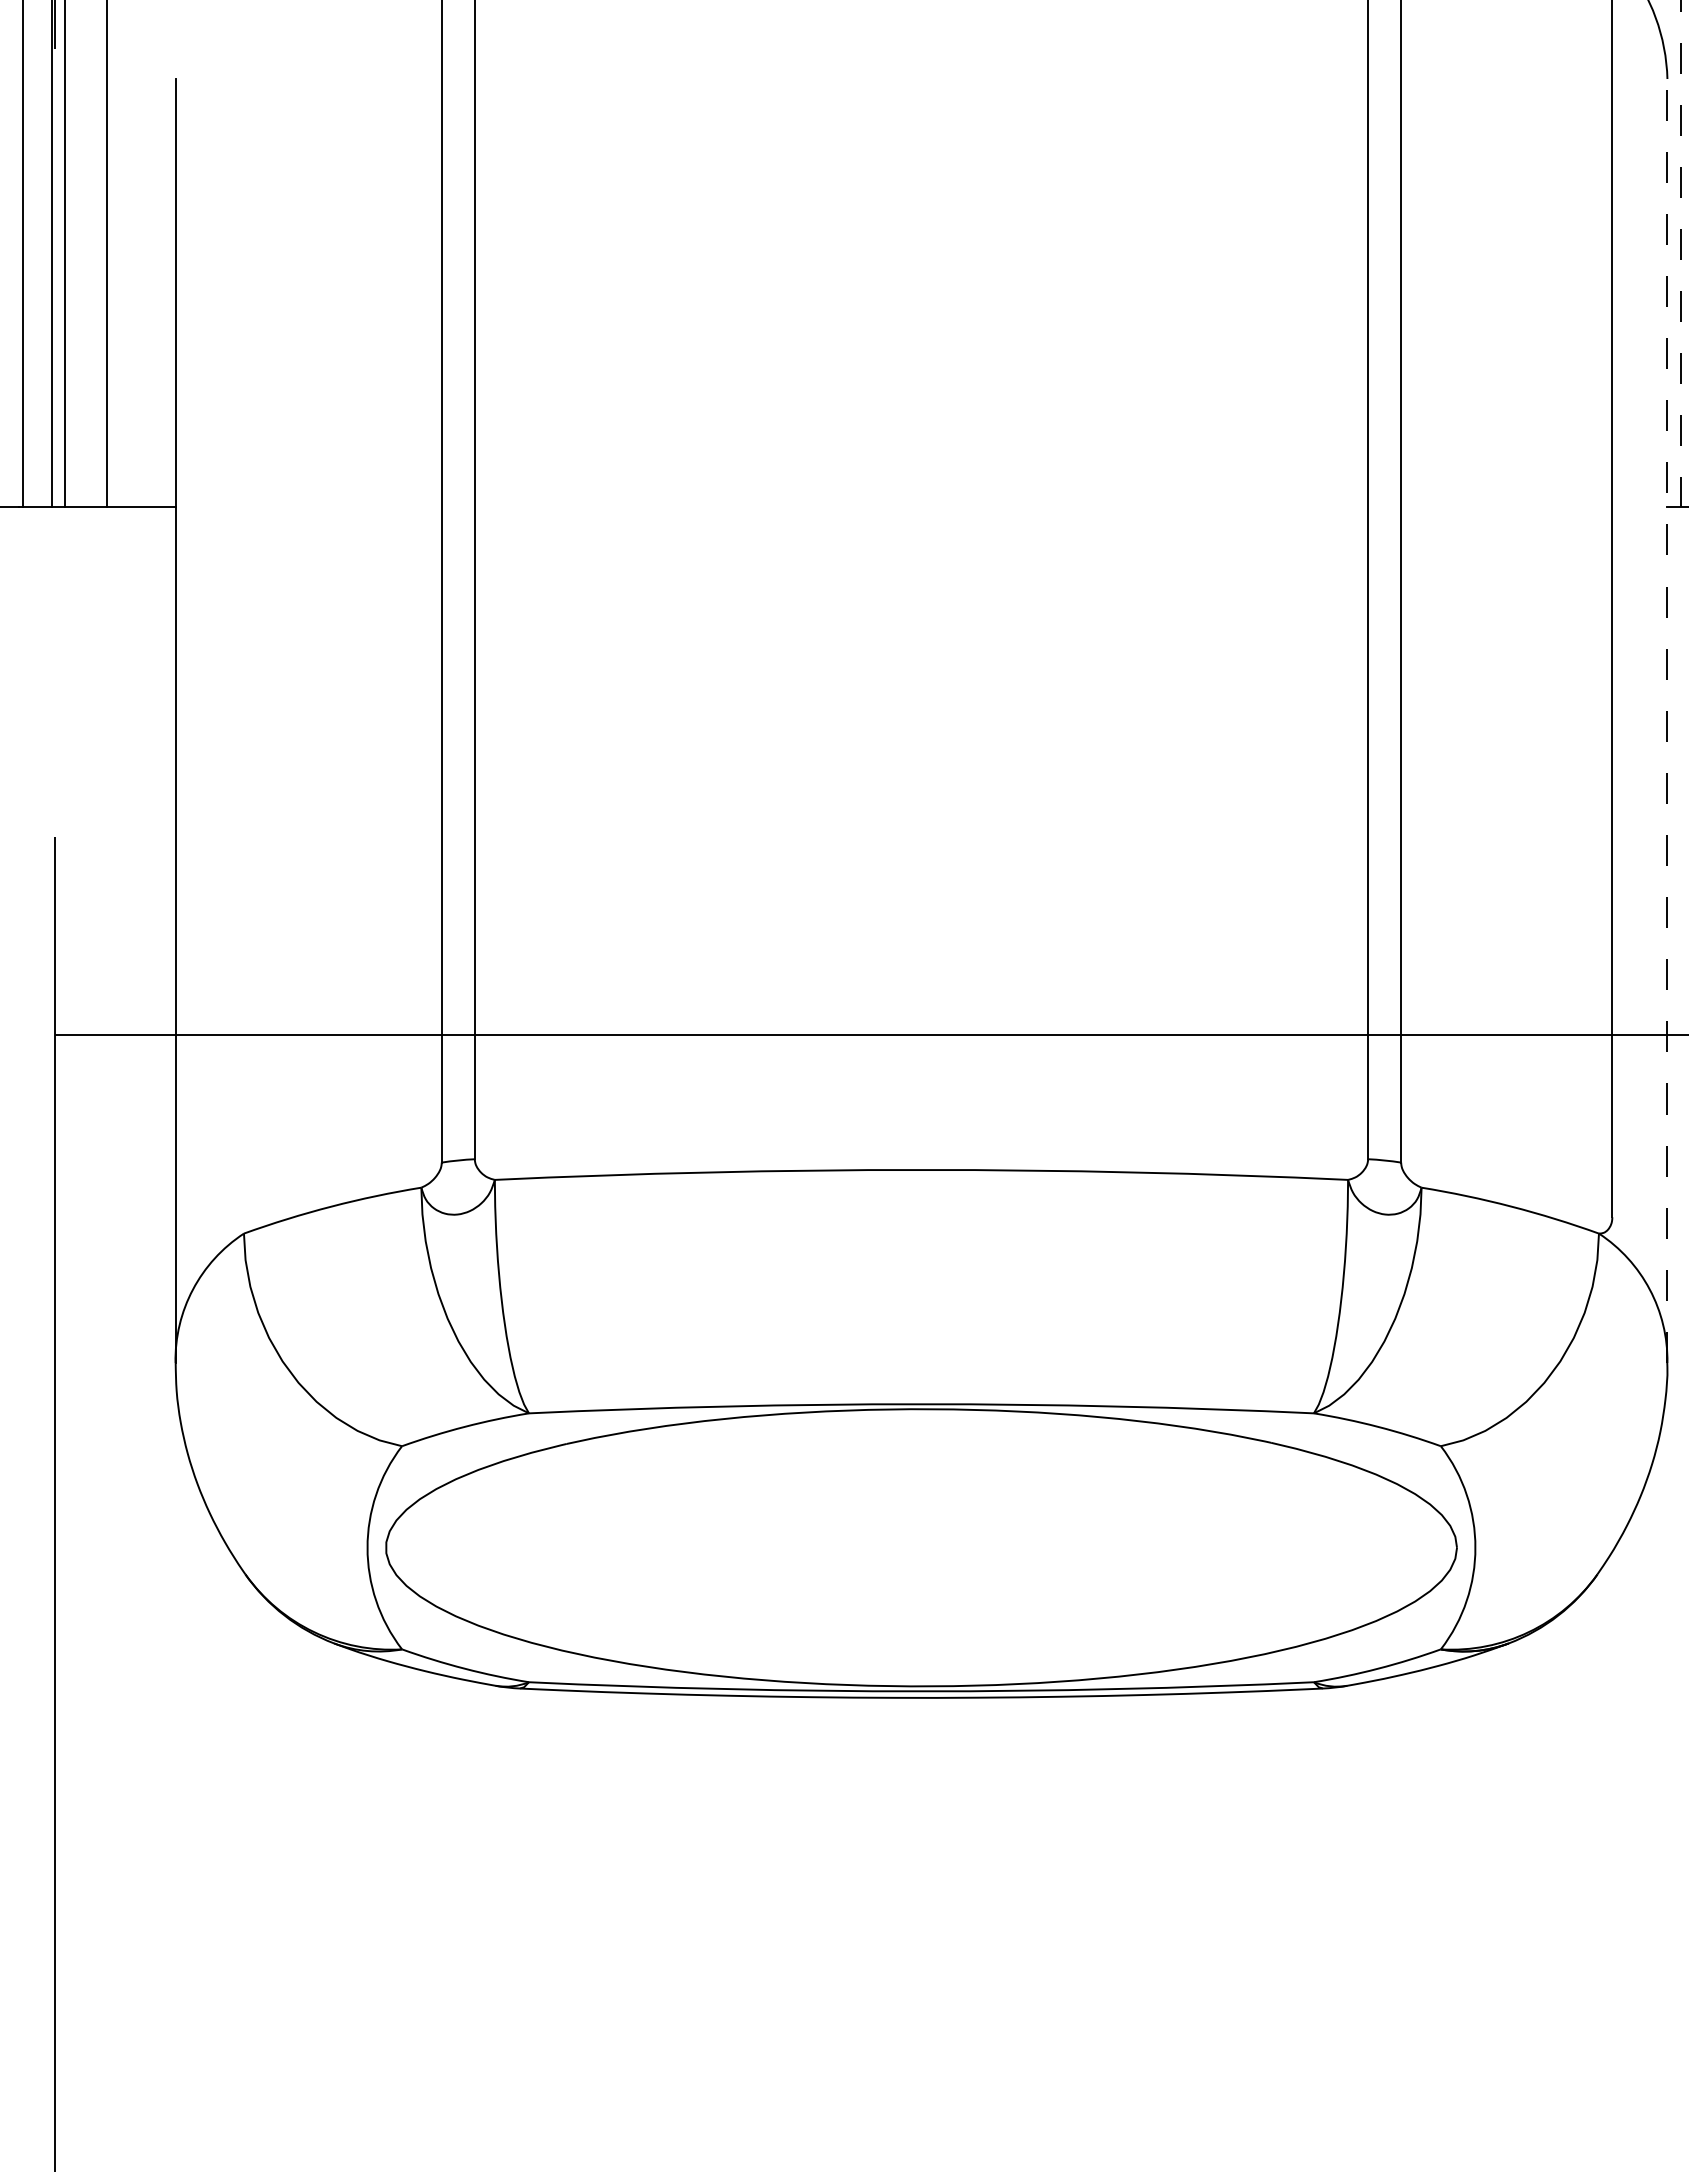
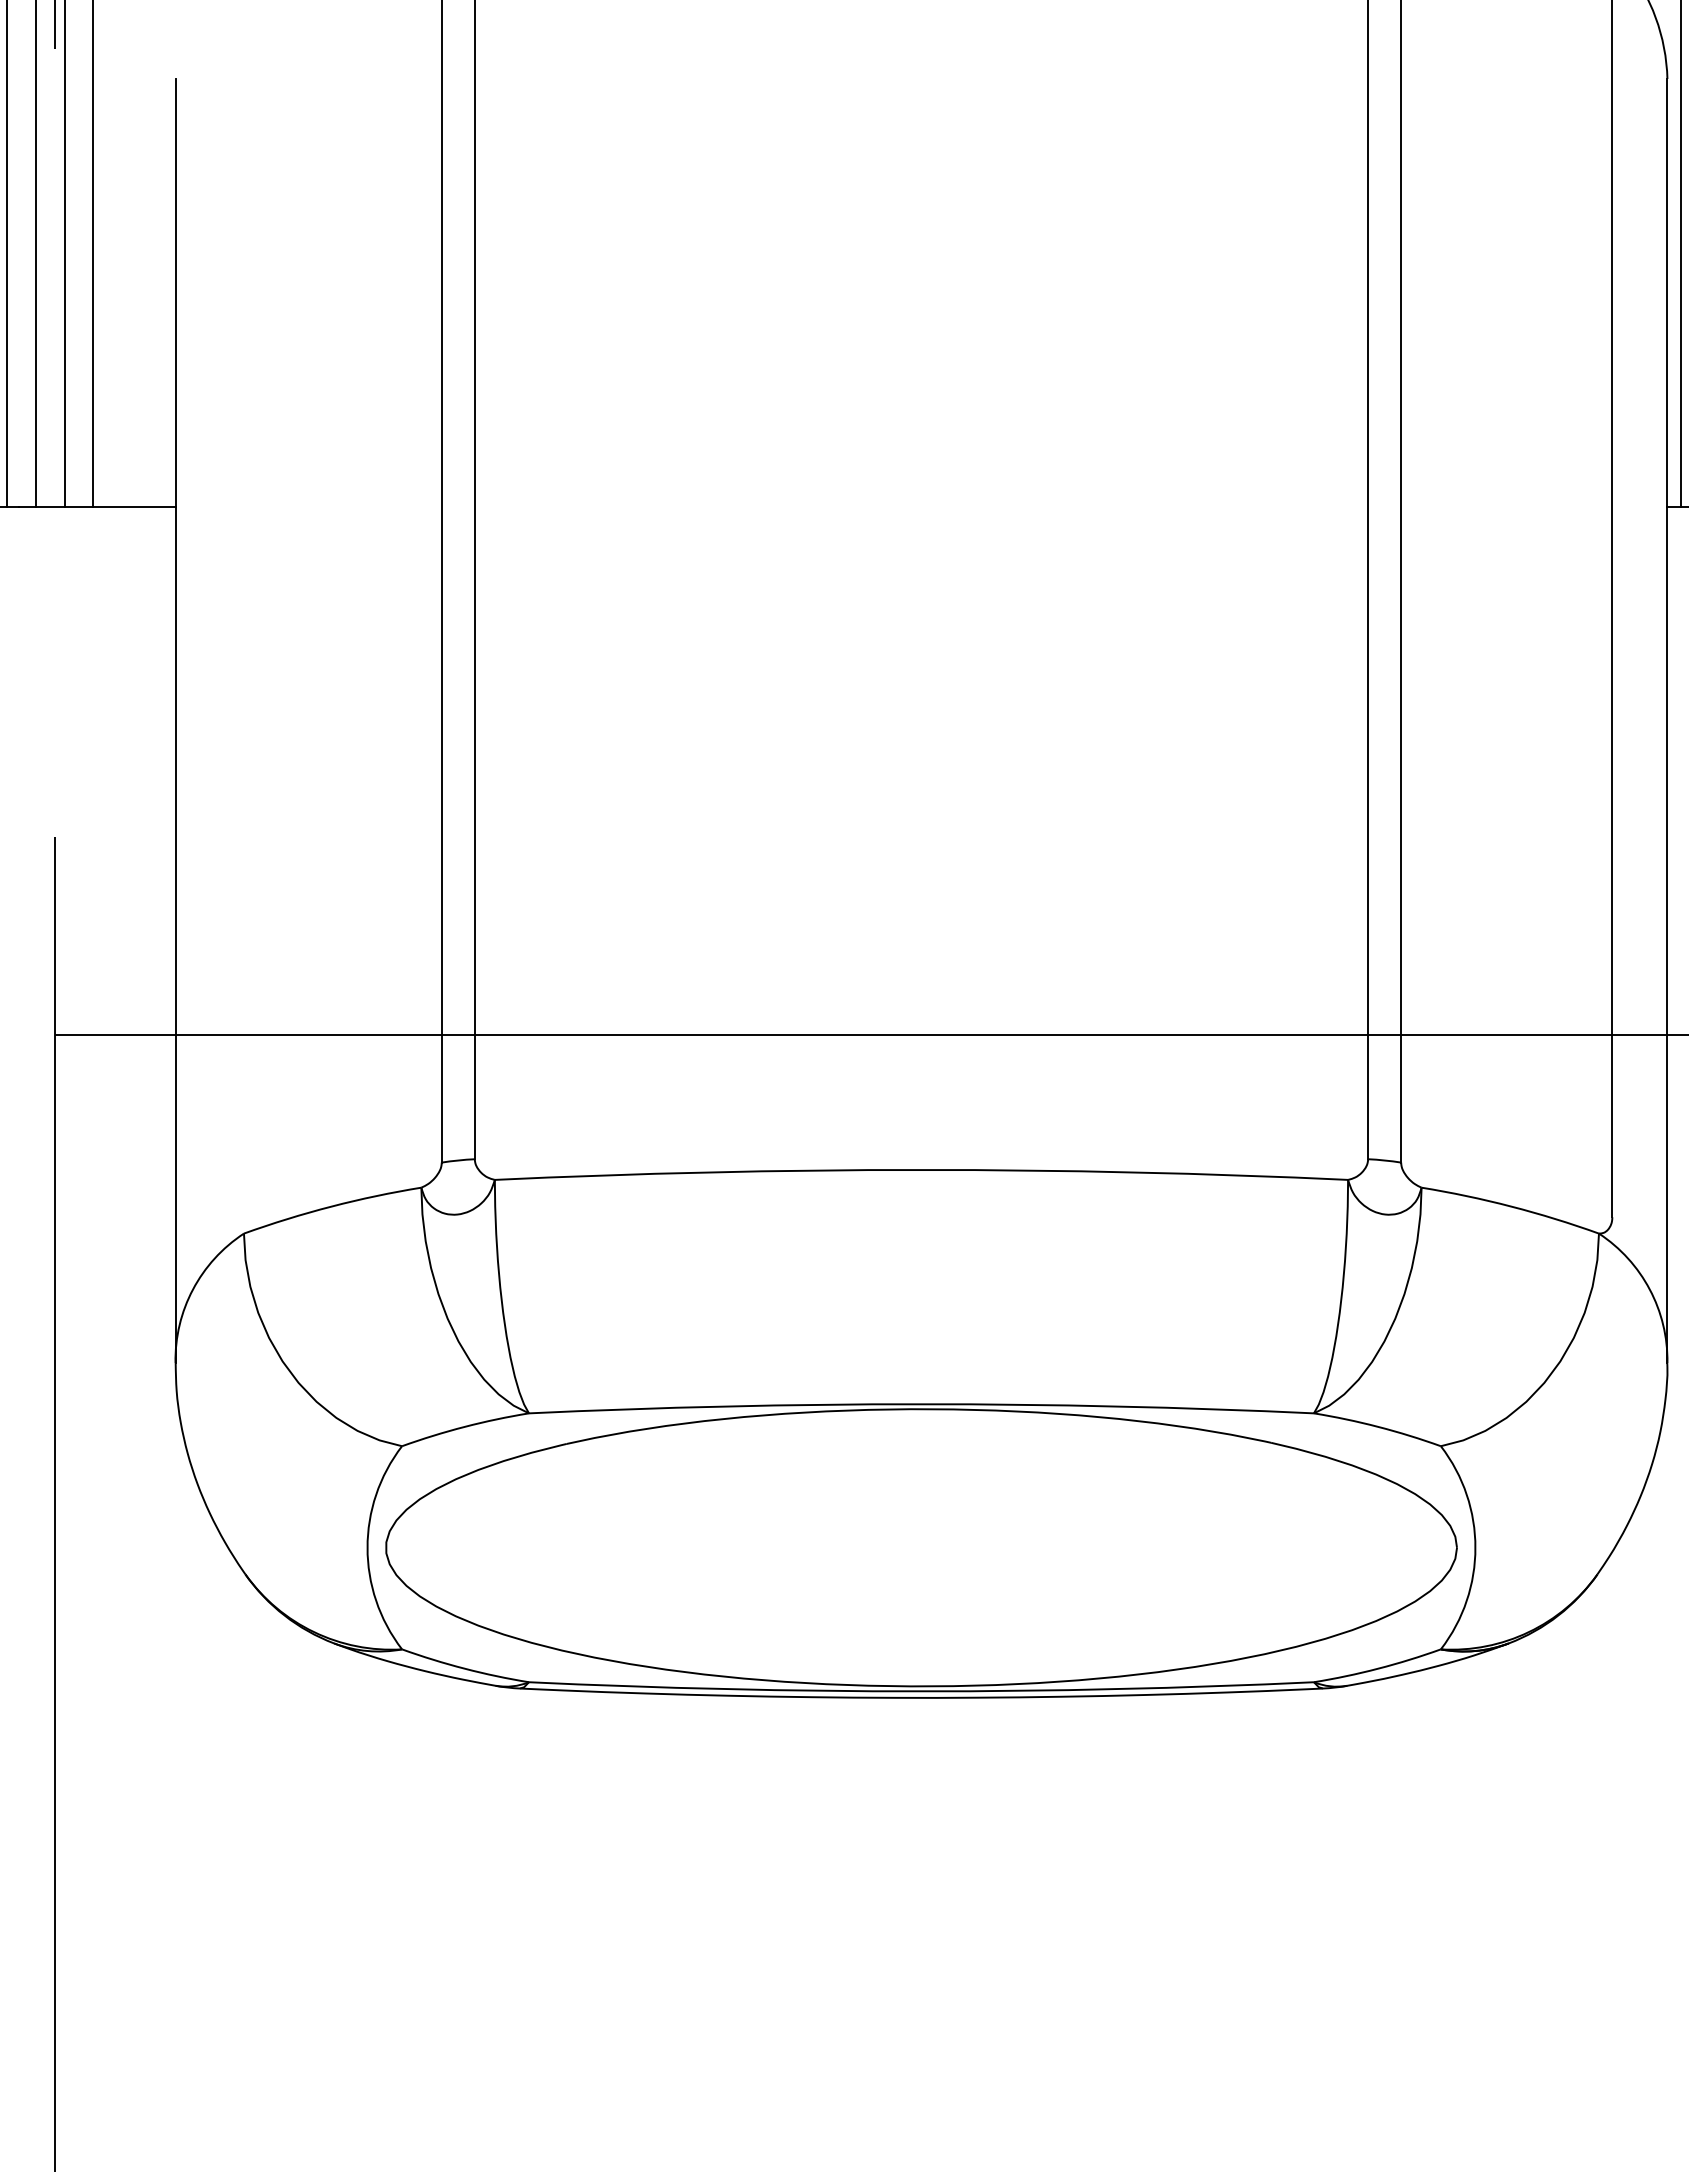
line position: (23, 254) -> (7, 254) (7, 254)
line position: (51, 254) -> (35, 254) (35, 254)
line position: (107, 254) -> (93, 254) (93, 254)
line: dashed -> solid (1680, 254)
line: dashed -> solid (1667, 720)
